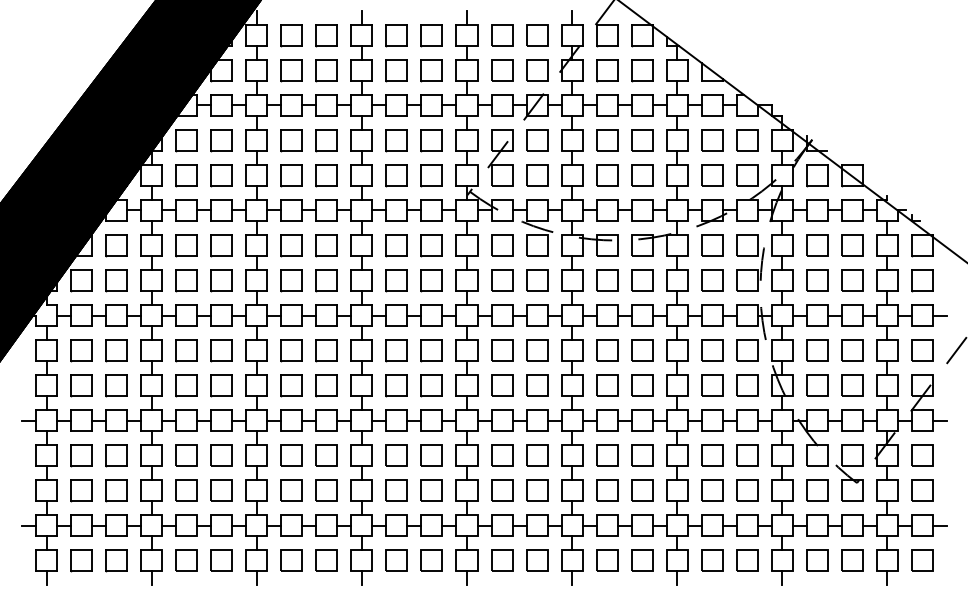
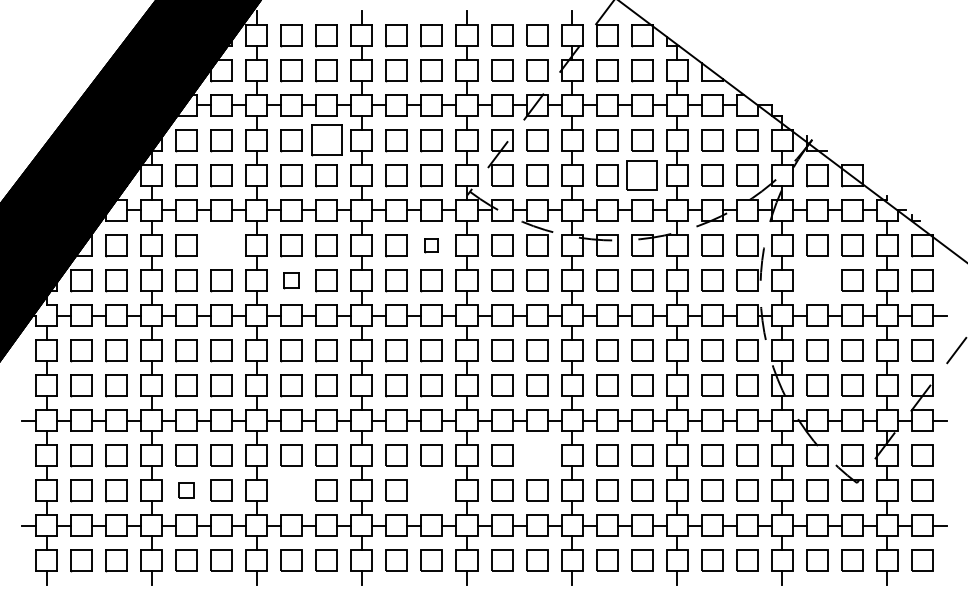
part size: 23x24 px -> 32x33 px (326, 140)
part size: 23x23 px -> 32x31 px (641, 175)
part: present -> none (221, 245)
part size: 23x24 px -> 15x16 px (431, 245)
part size: 23x24 px -> 17x18 px (291, 280)
part: present -> none (817, 280)
part: present -> none (537, 455)
part size: 23x23 px -> 17x17 px (186, 490)
part: present -> none (291, 490)
part: present -> none (431, 490)
